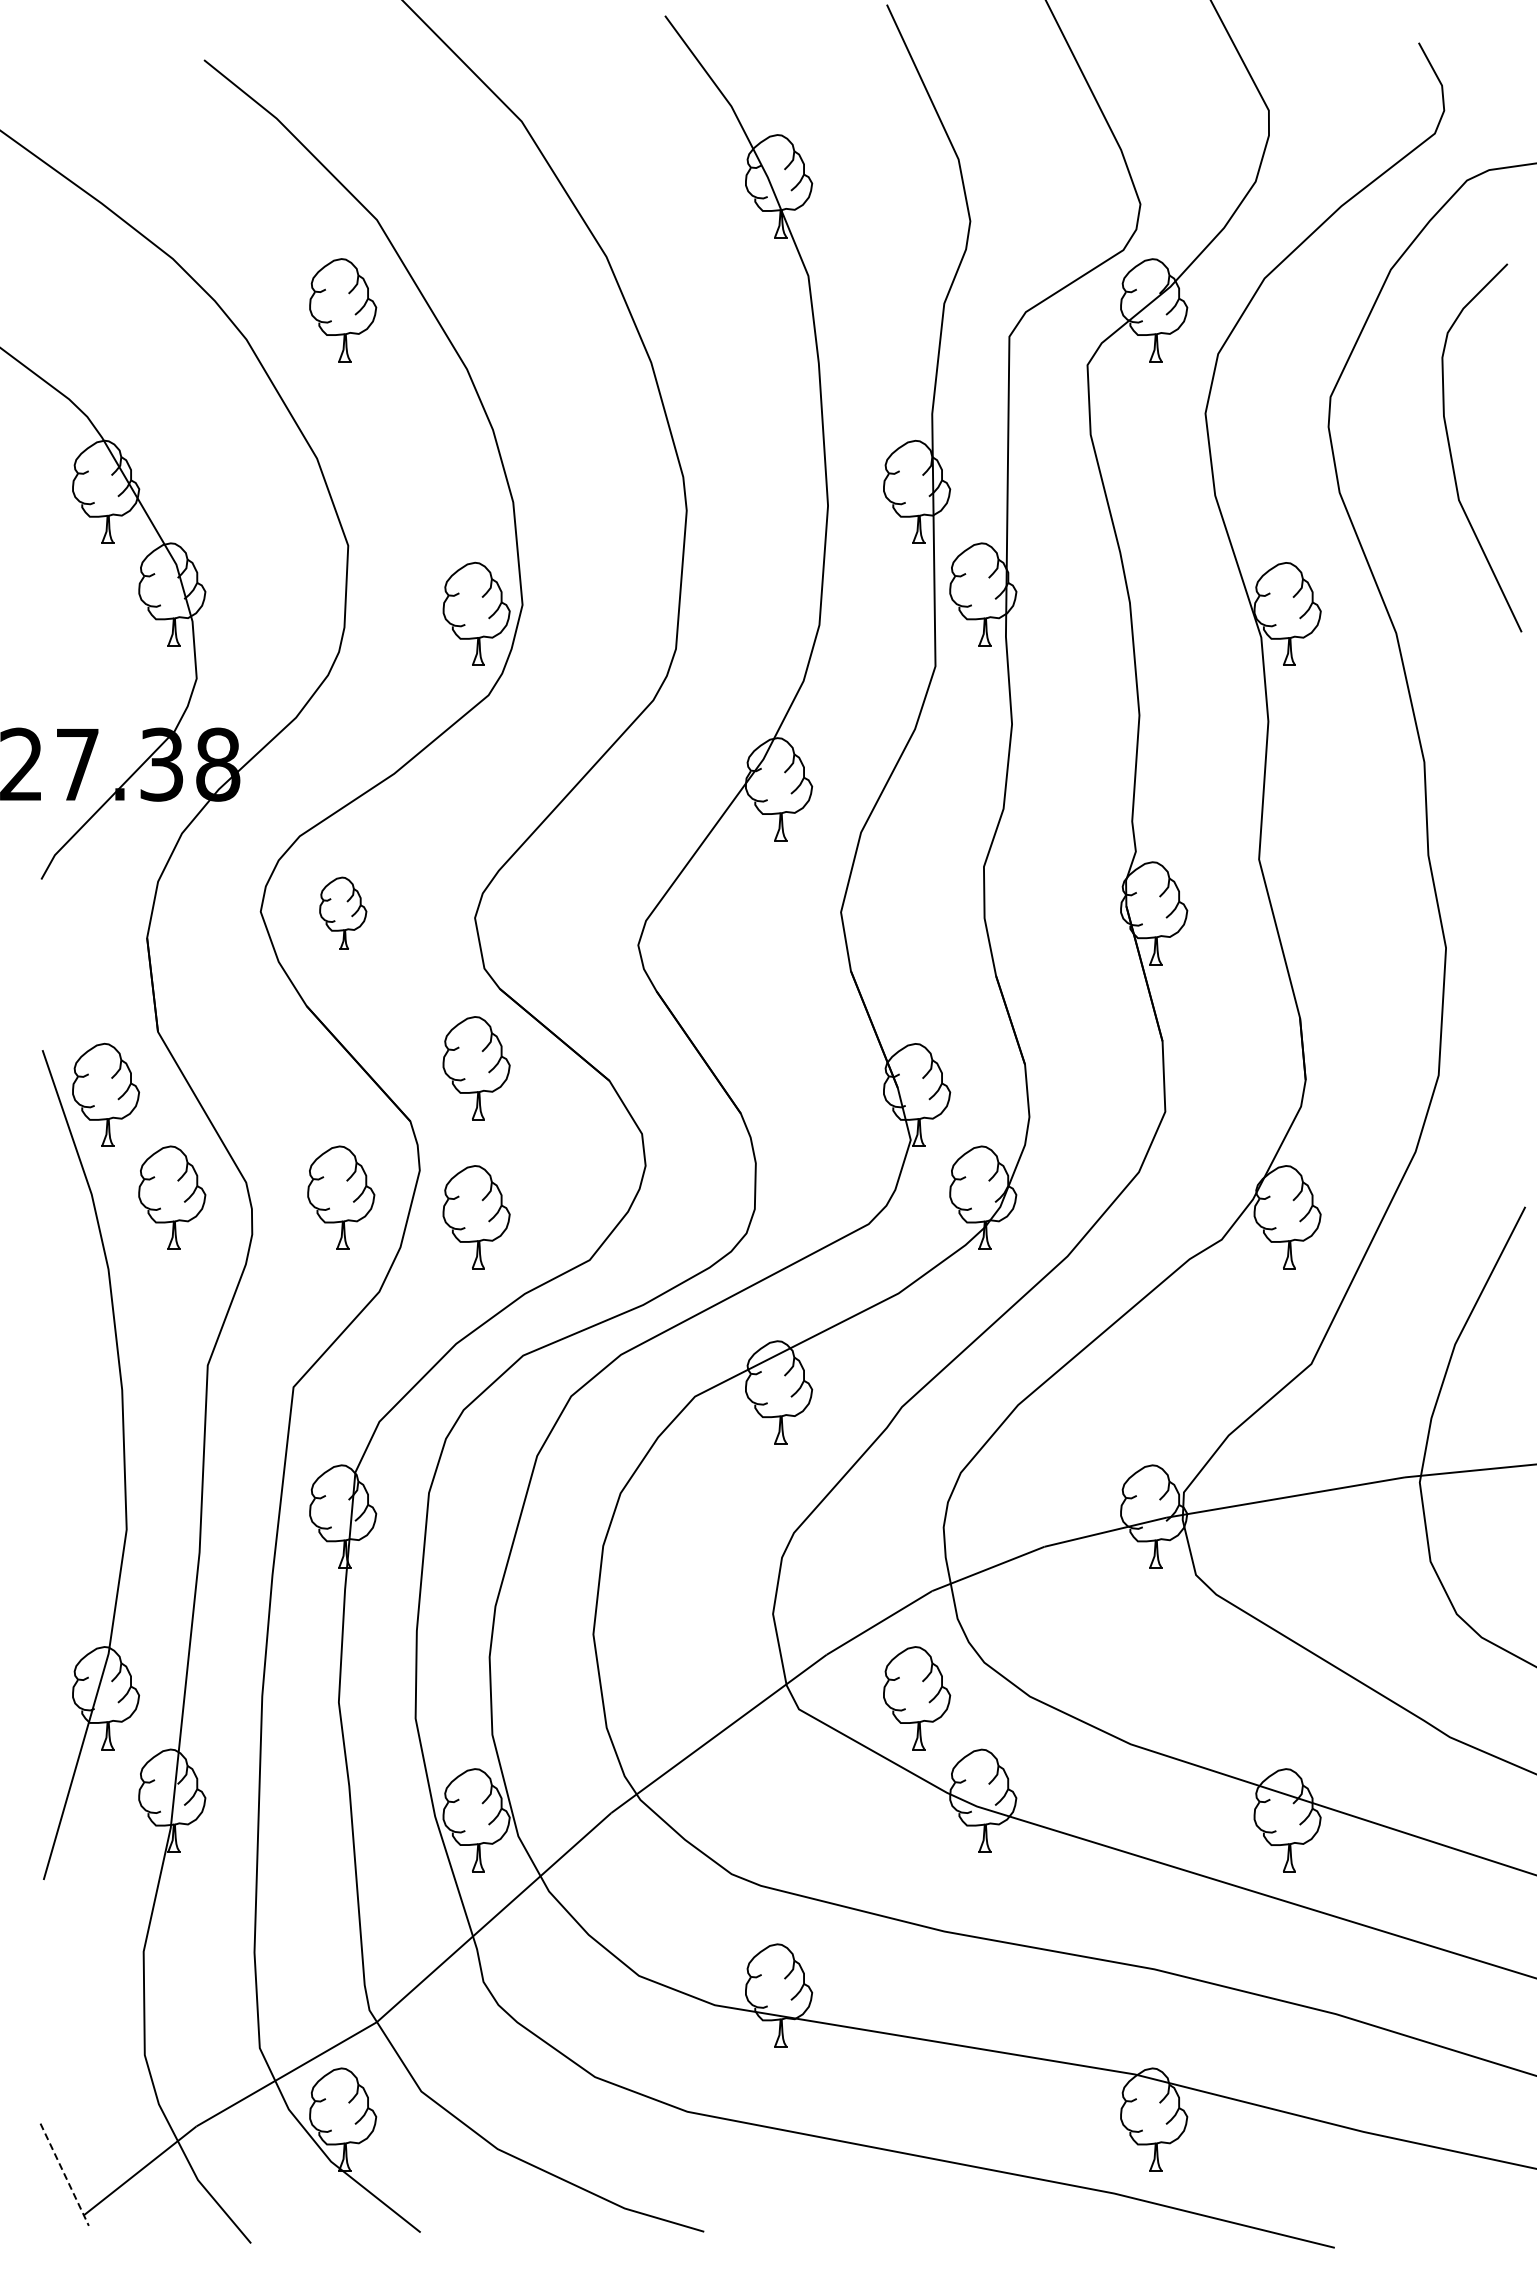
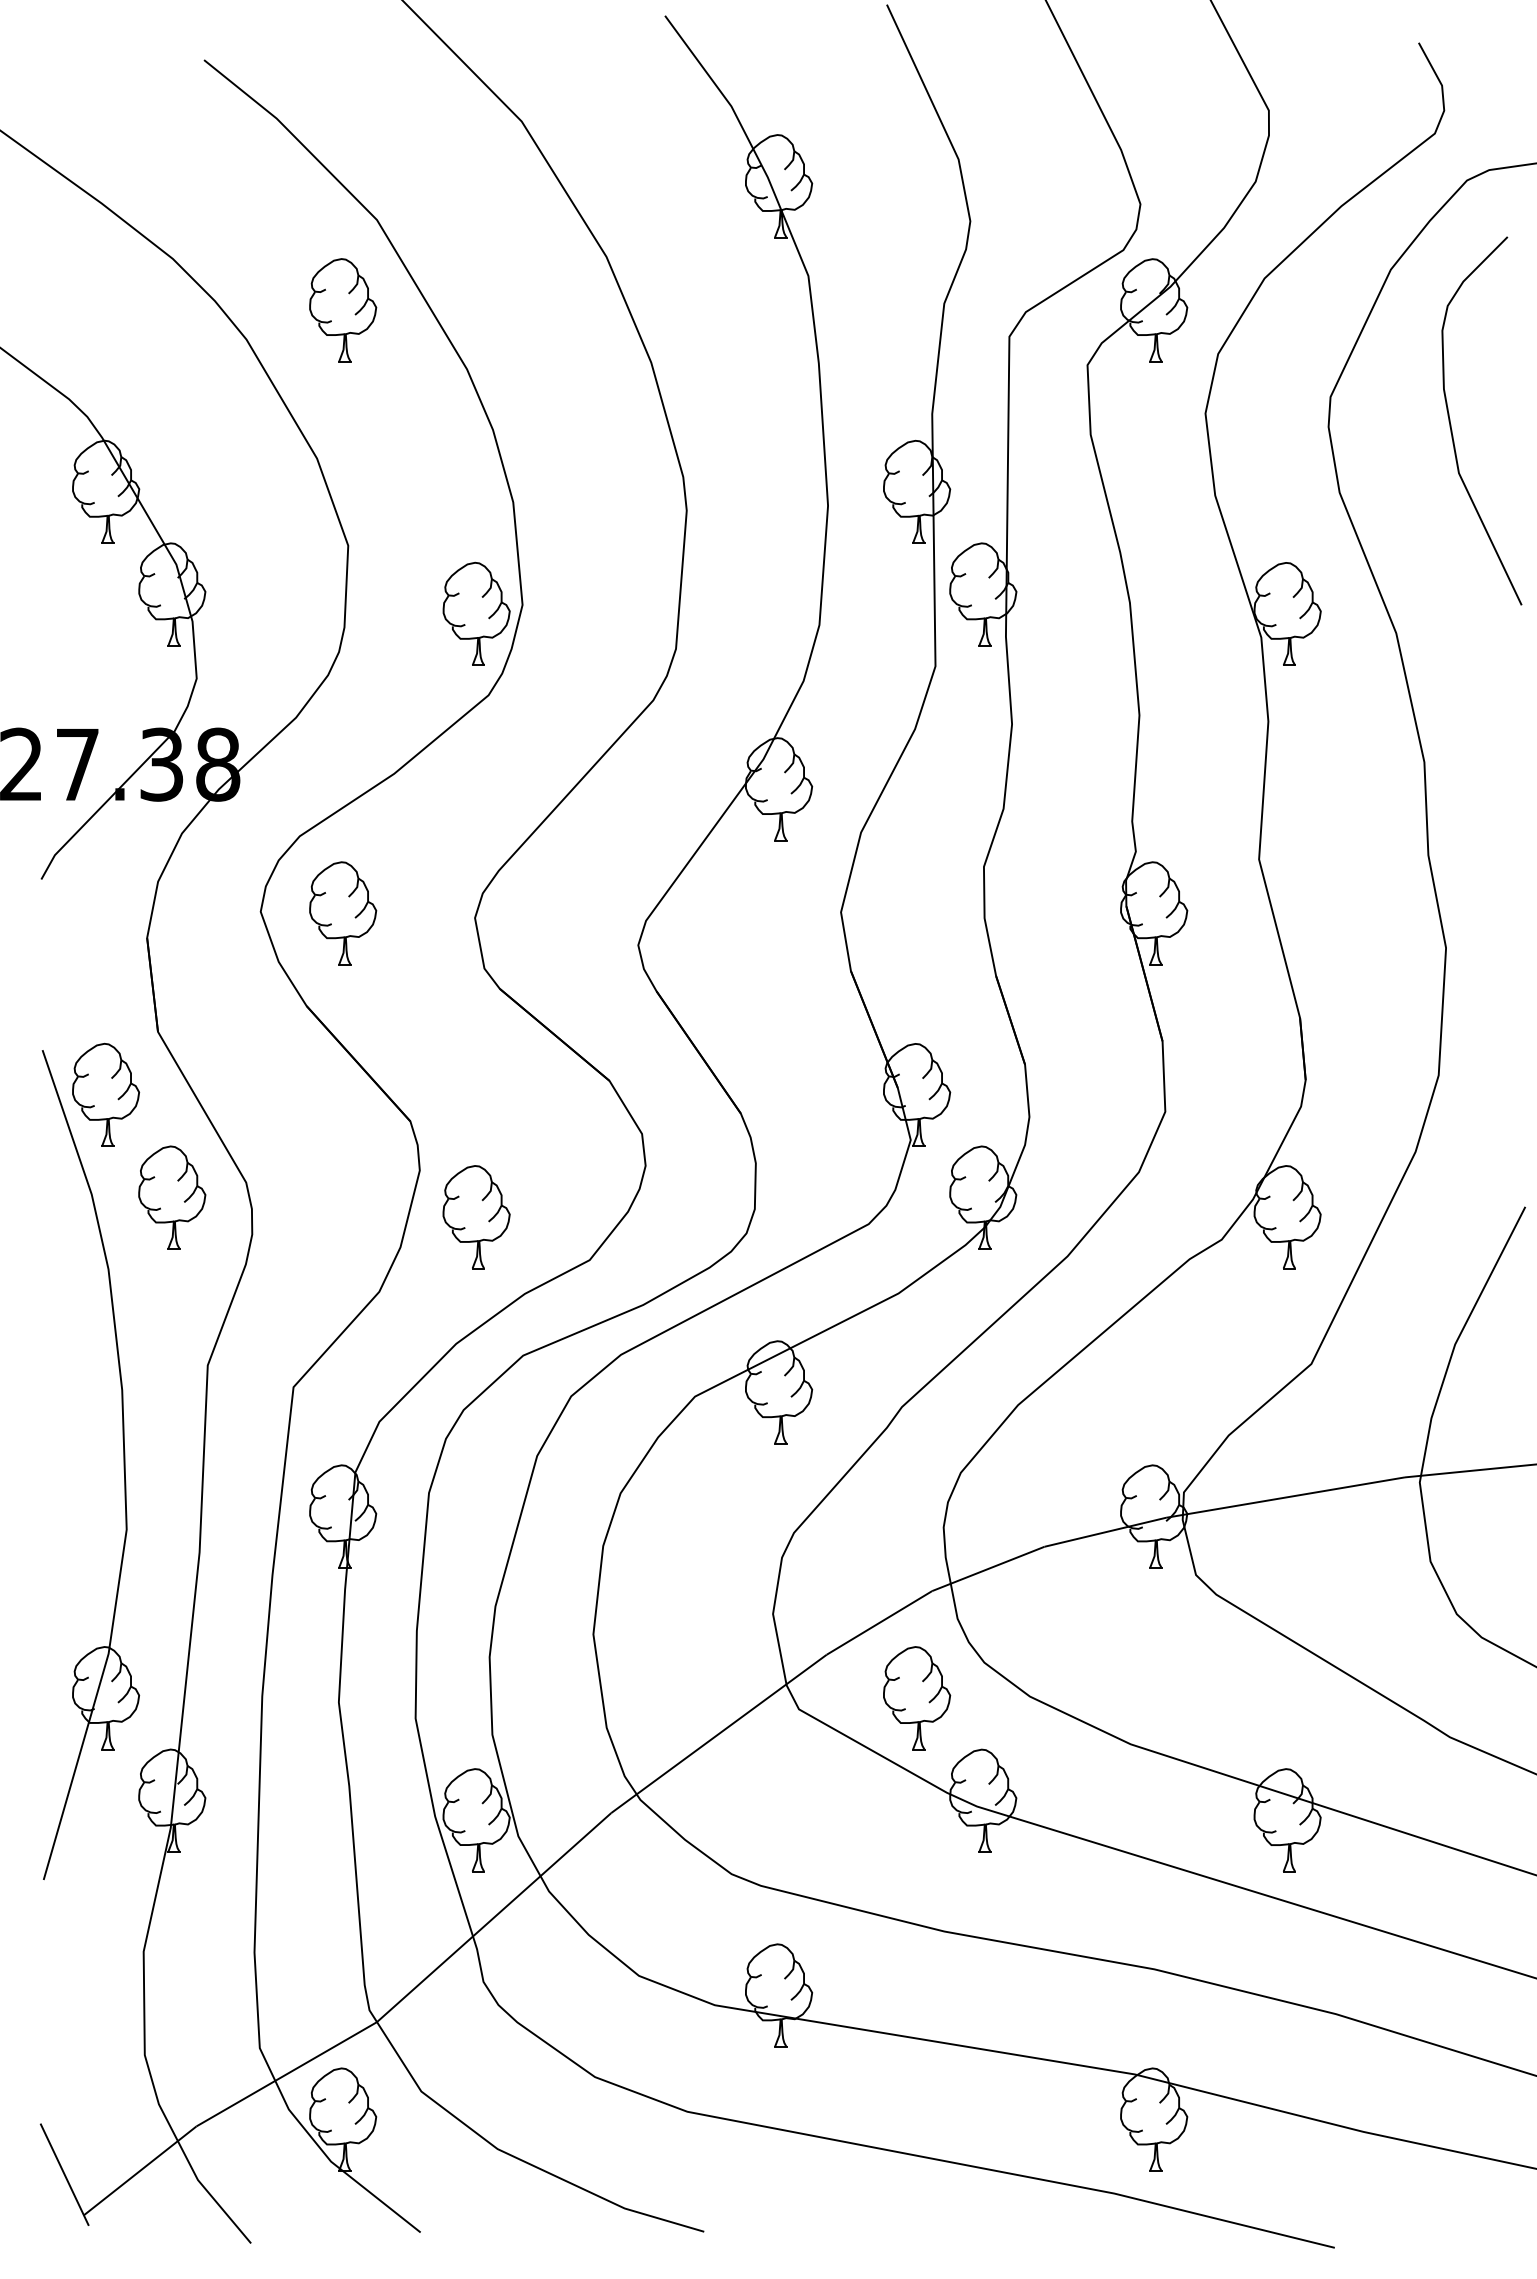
curve position: (1451, 451) -> (1451, 424) (1451, 424)
part size: 49x74 px -> 69x105 px (343, 913)
part: present -> none (476, 1068)
part: present -> none (341, 1197)
line: dashed -> solid (64, 2174)
